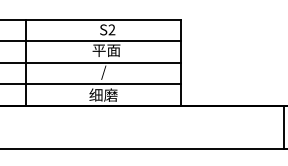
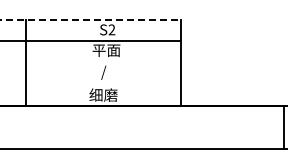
line: solid -> dashed (91, 19)
line: present -> none (91, 62)
line: present -> none (91, 84)
